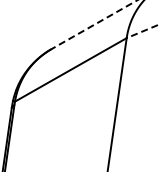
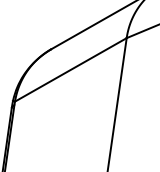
line: dashed -> solid (93, 25)
line: dashed -> solid (143, 31)
